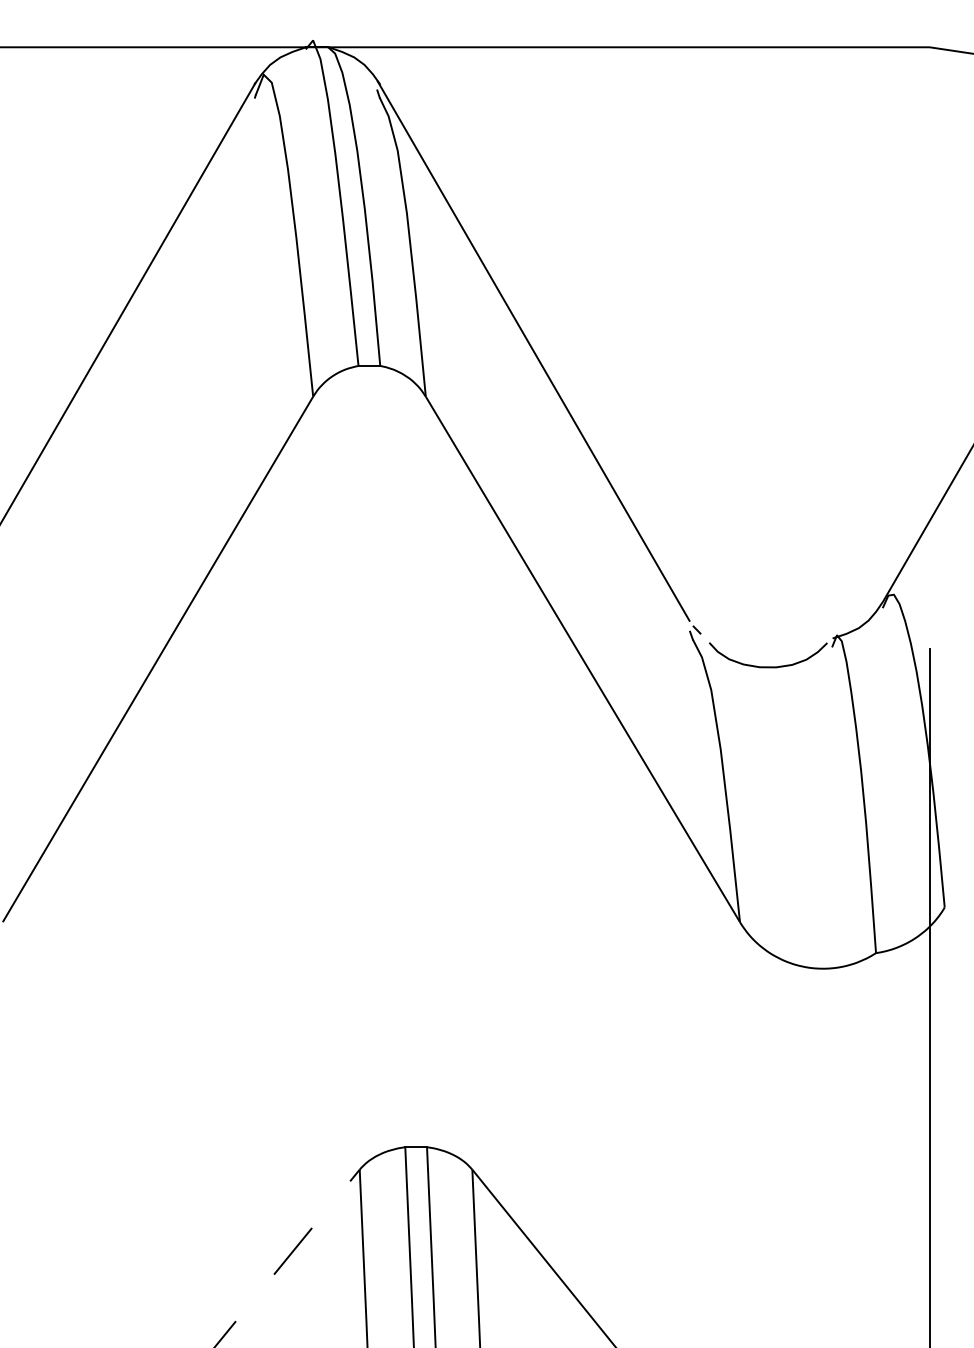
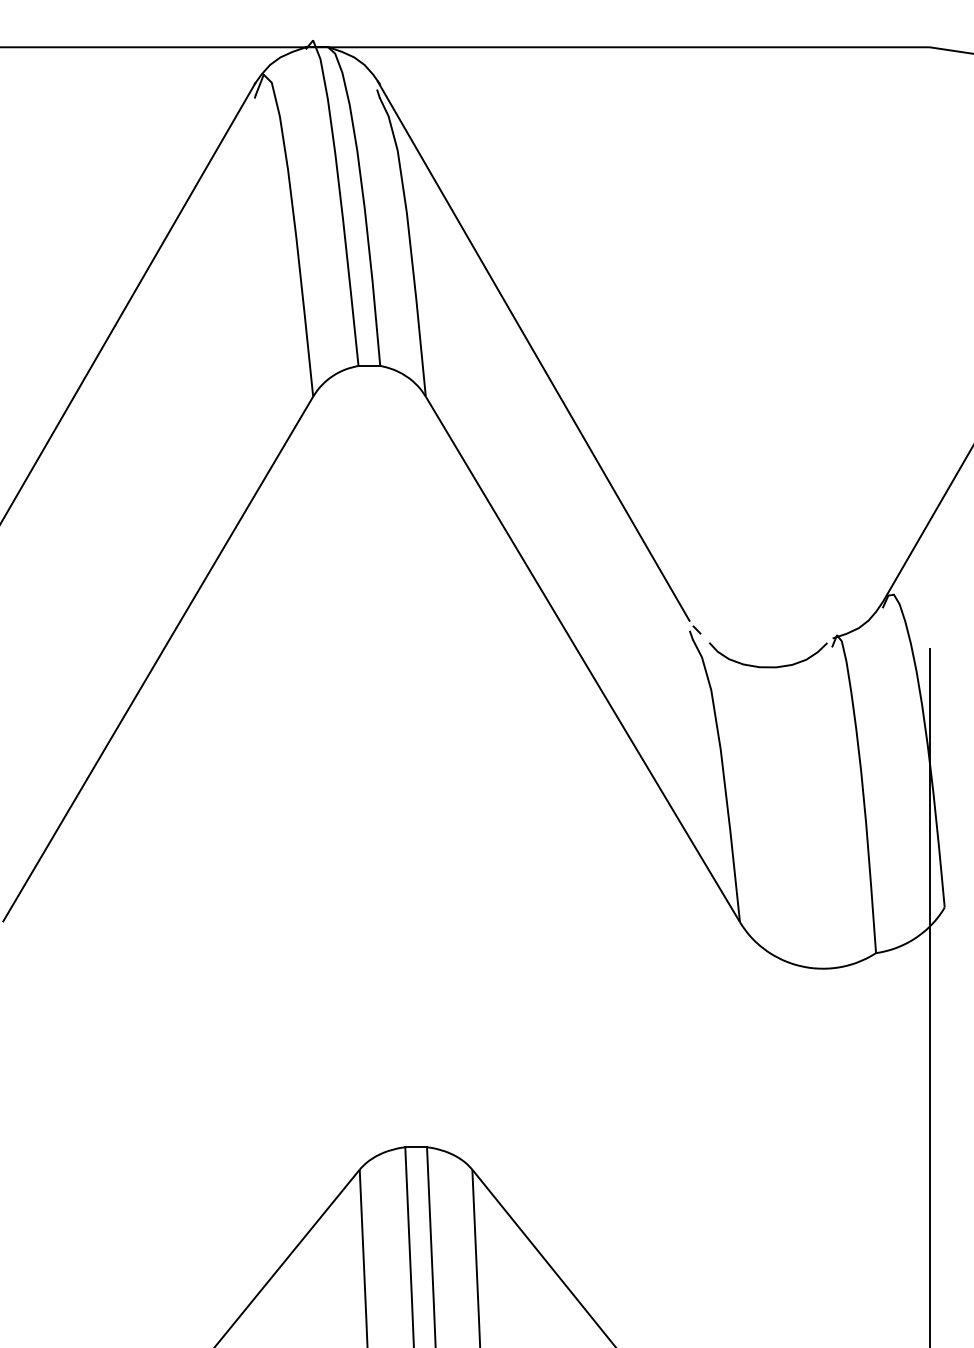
line: dashed -> solid (287, 1258)
